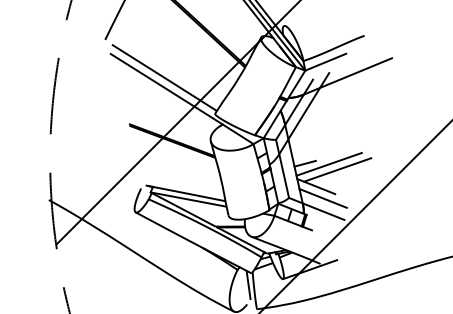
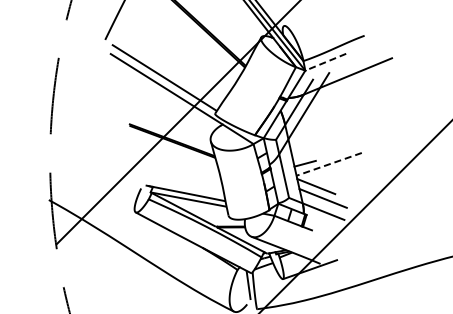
line: solid -> dashed (325, 62)
line: solid -> dashed (329, 164)
line: present -> none (337, 169)
